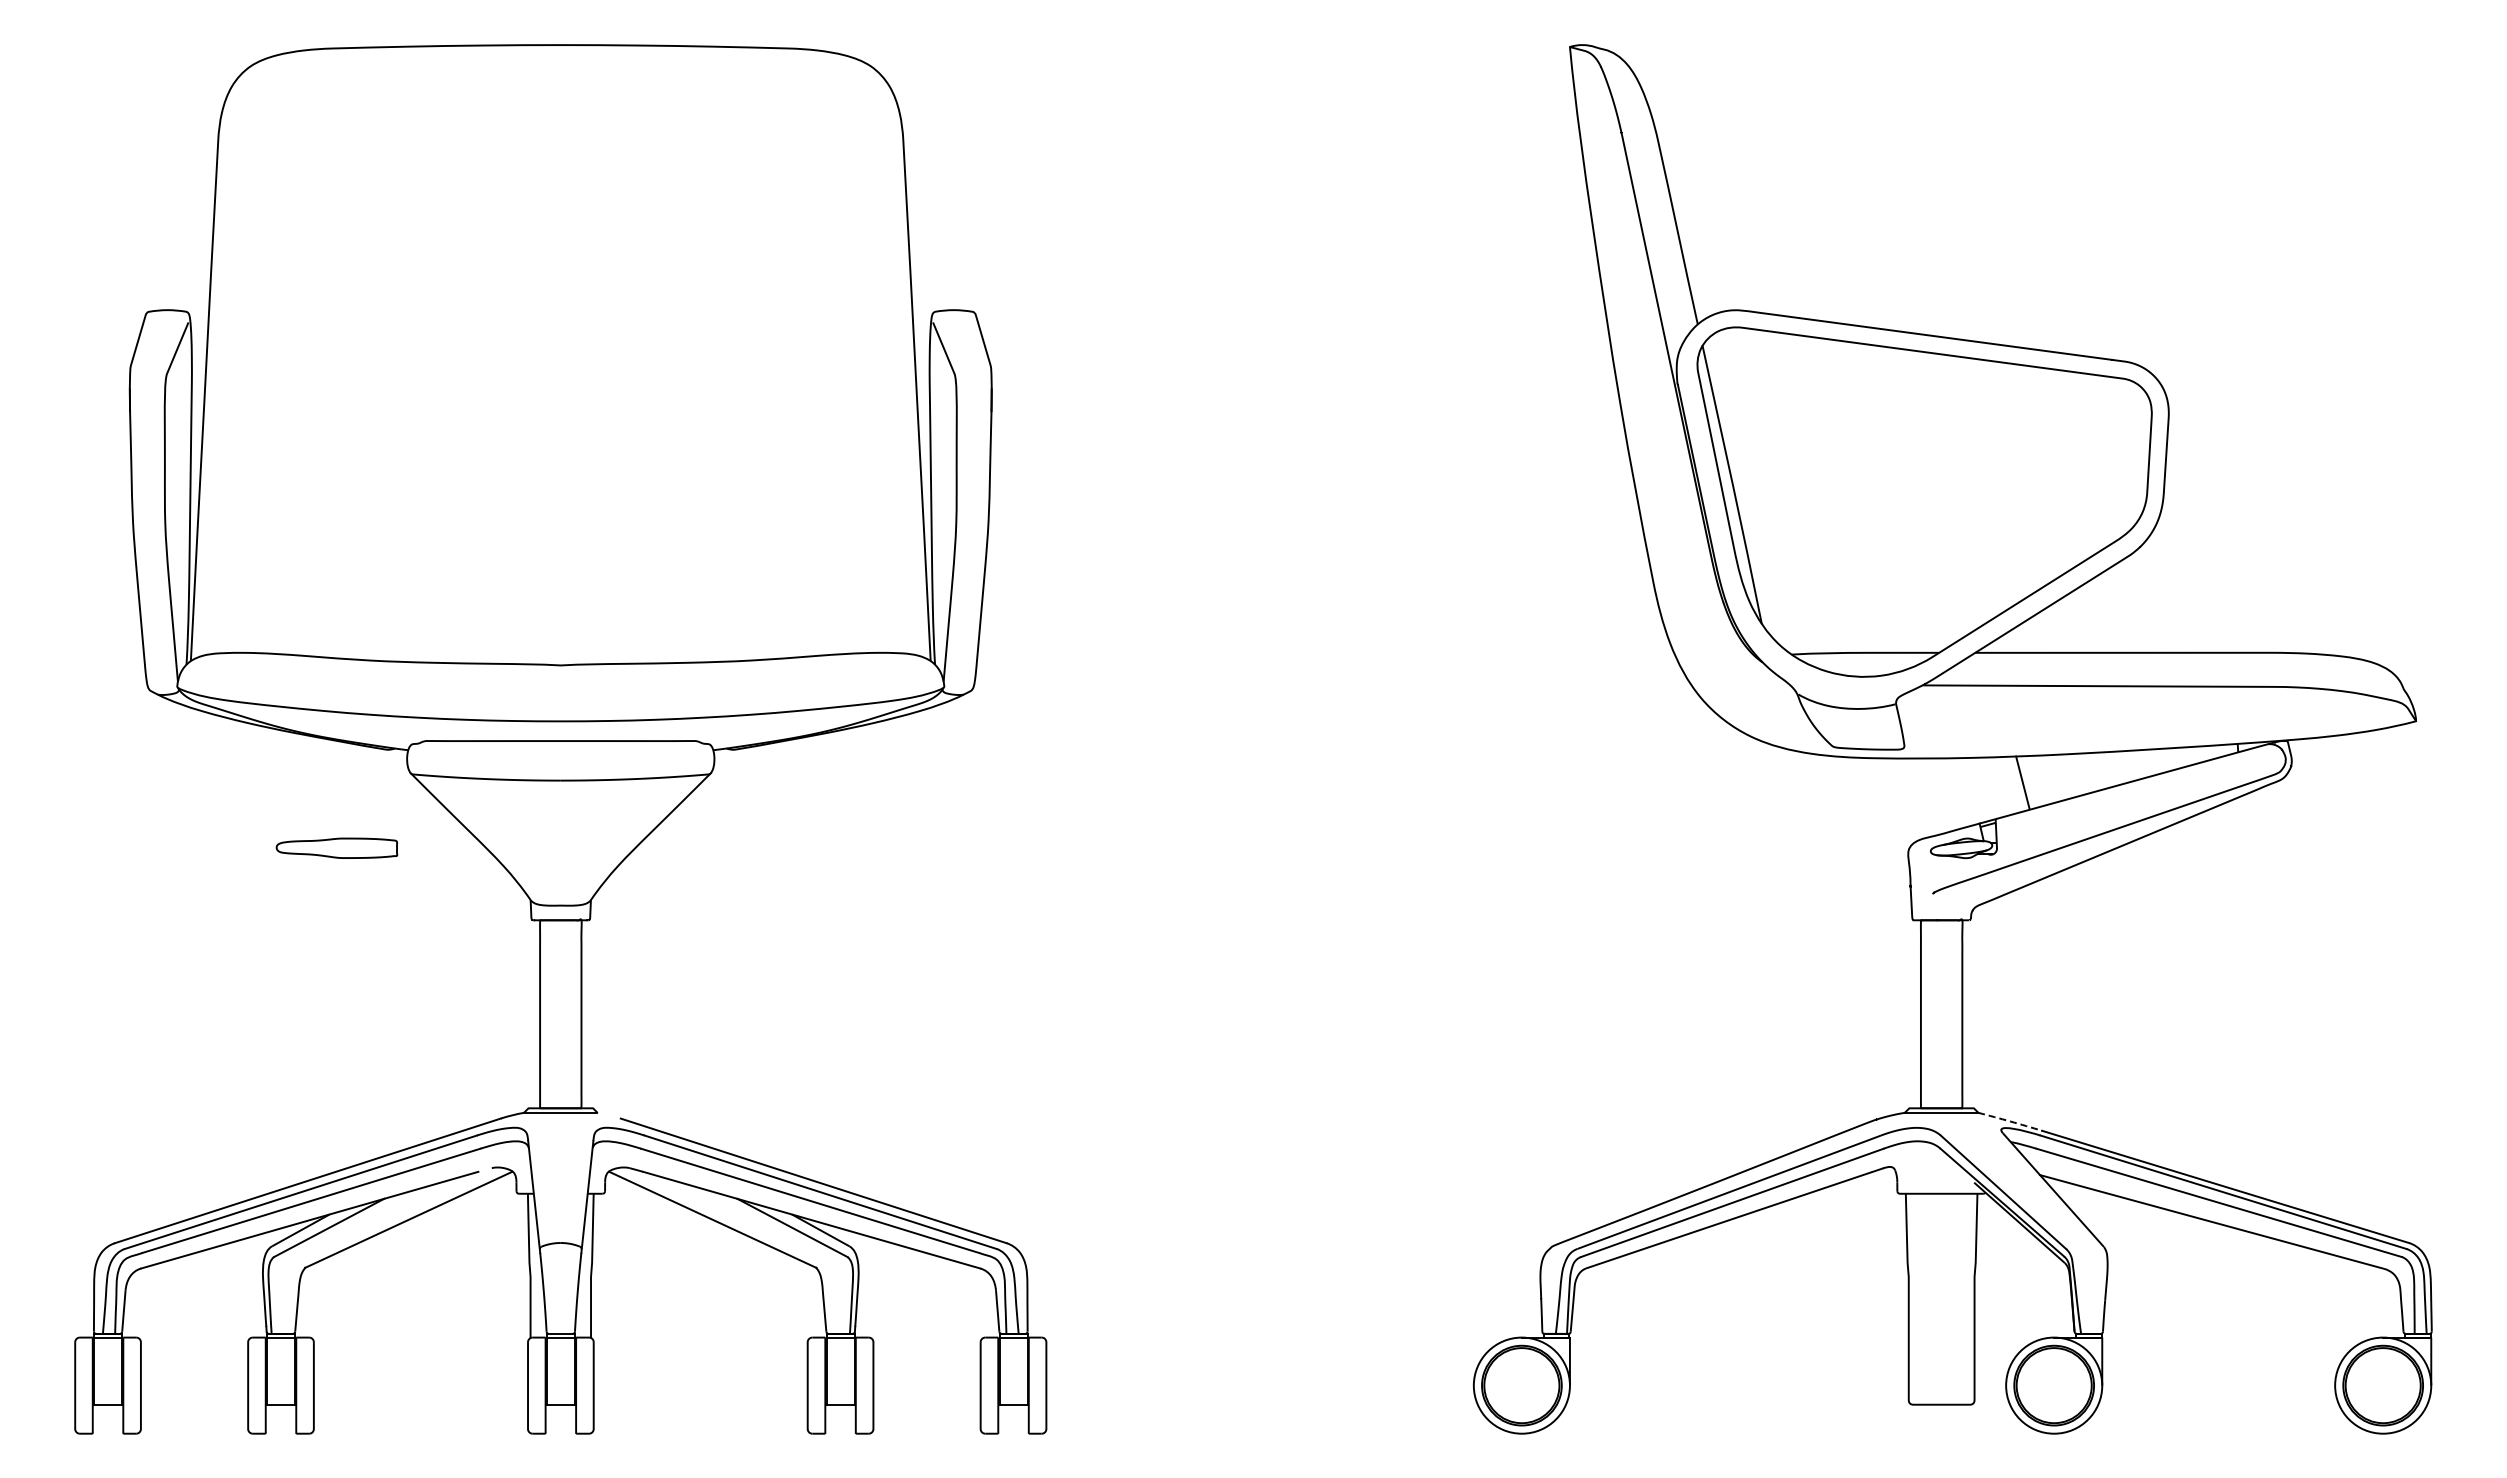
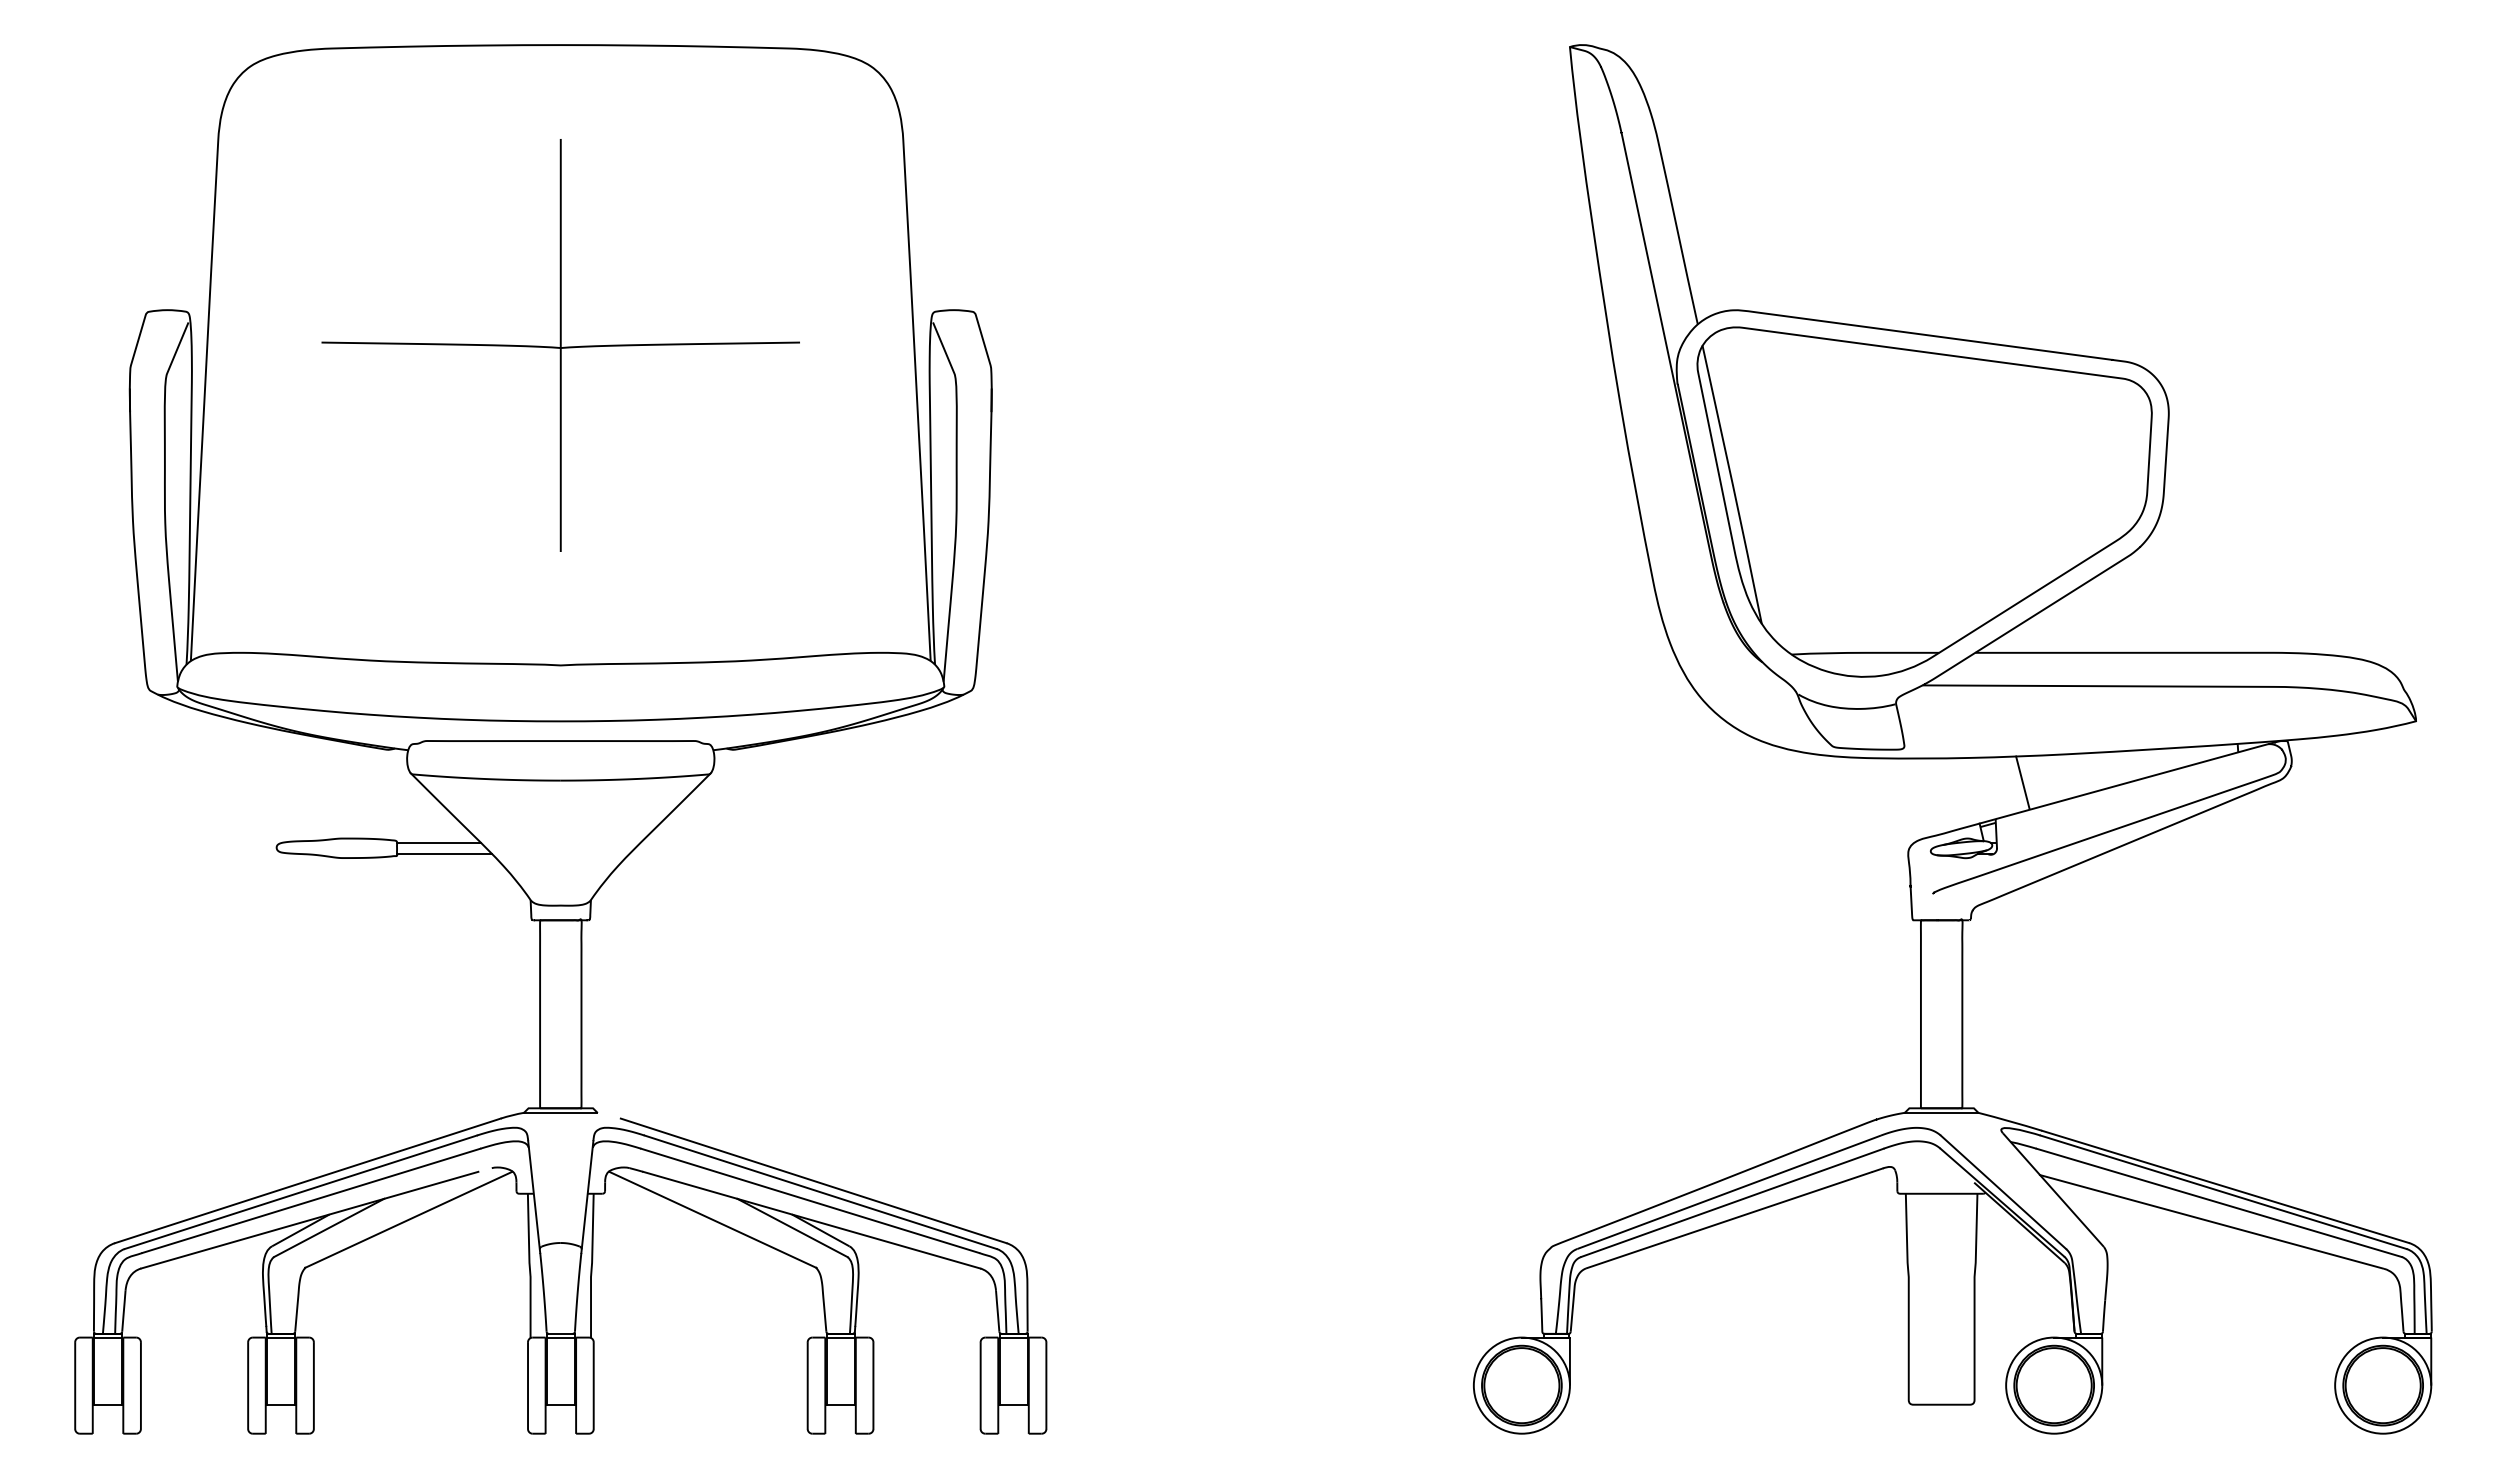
part: none -> present (560, 345)
line: none -> present (438, 842)
line: none -> present (444, 854)
arc: dashed -> solid (2010, 1121)
